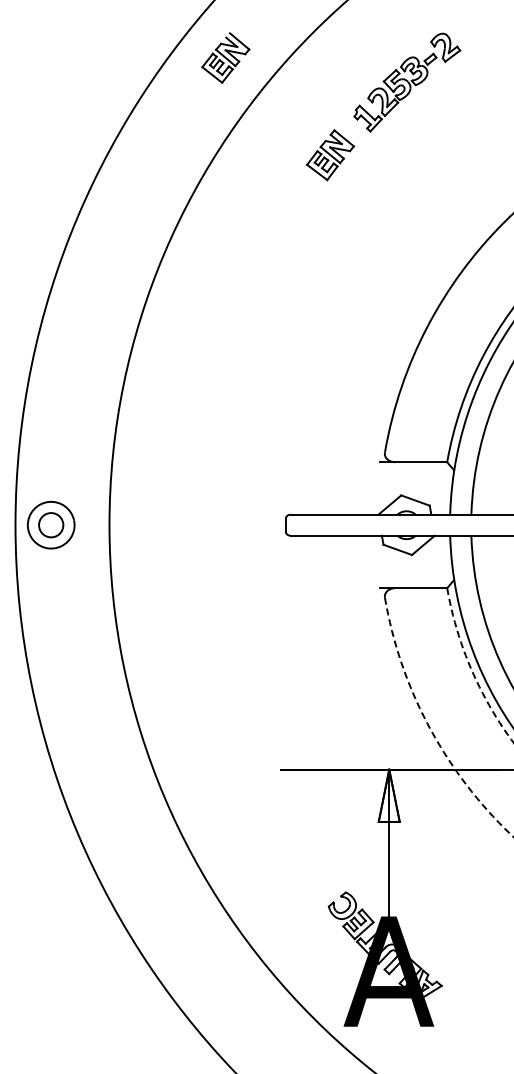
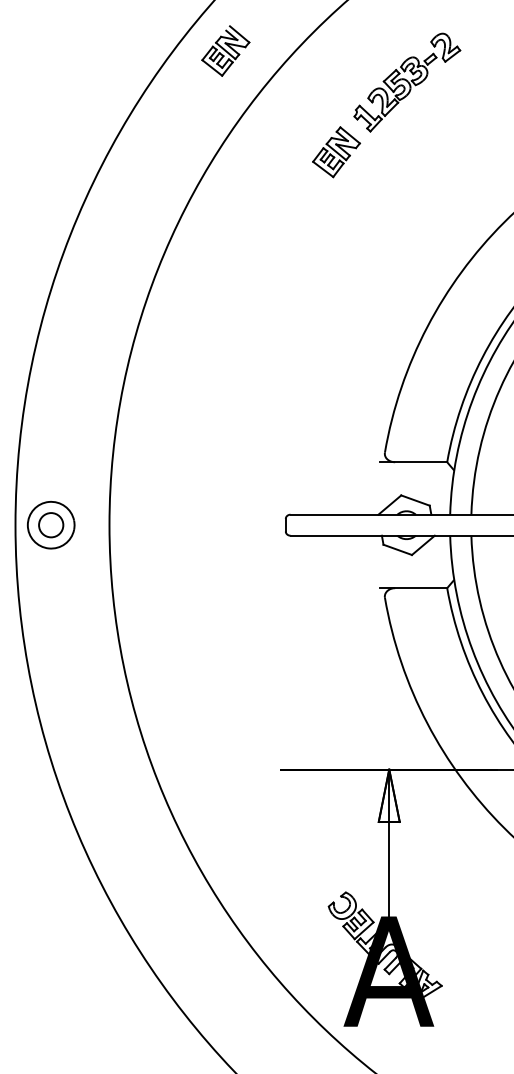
part position: (225, 57) -> (225, 50) (225, 50)
part position: (330, 155) -> (336, 152) (336, 152)
arc: dashed -> solid (471, 669)
arc: dashed -> solid (430, 729)
